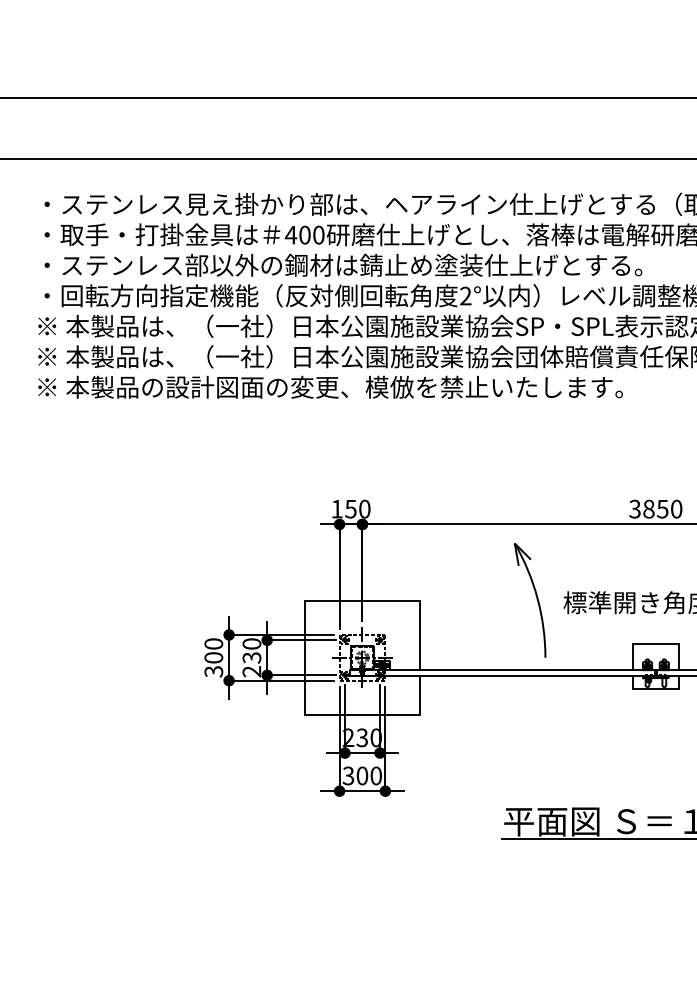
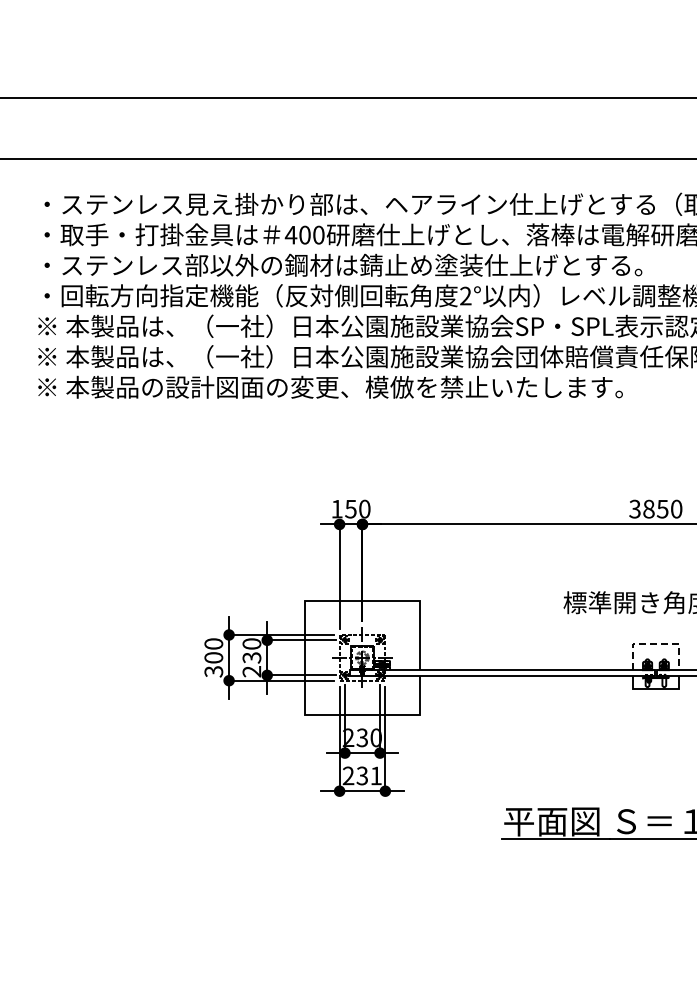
part: present -> none (536, 599)
line: solid -> dashed (655, 643)
text: 300 -> 231 (361, 775)
